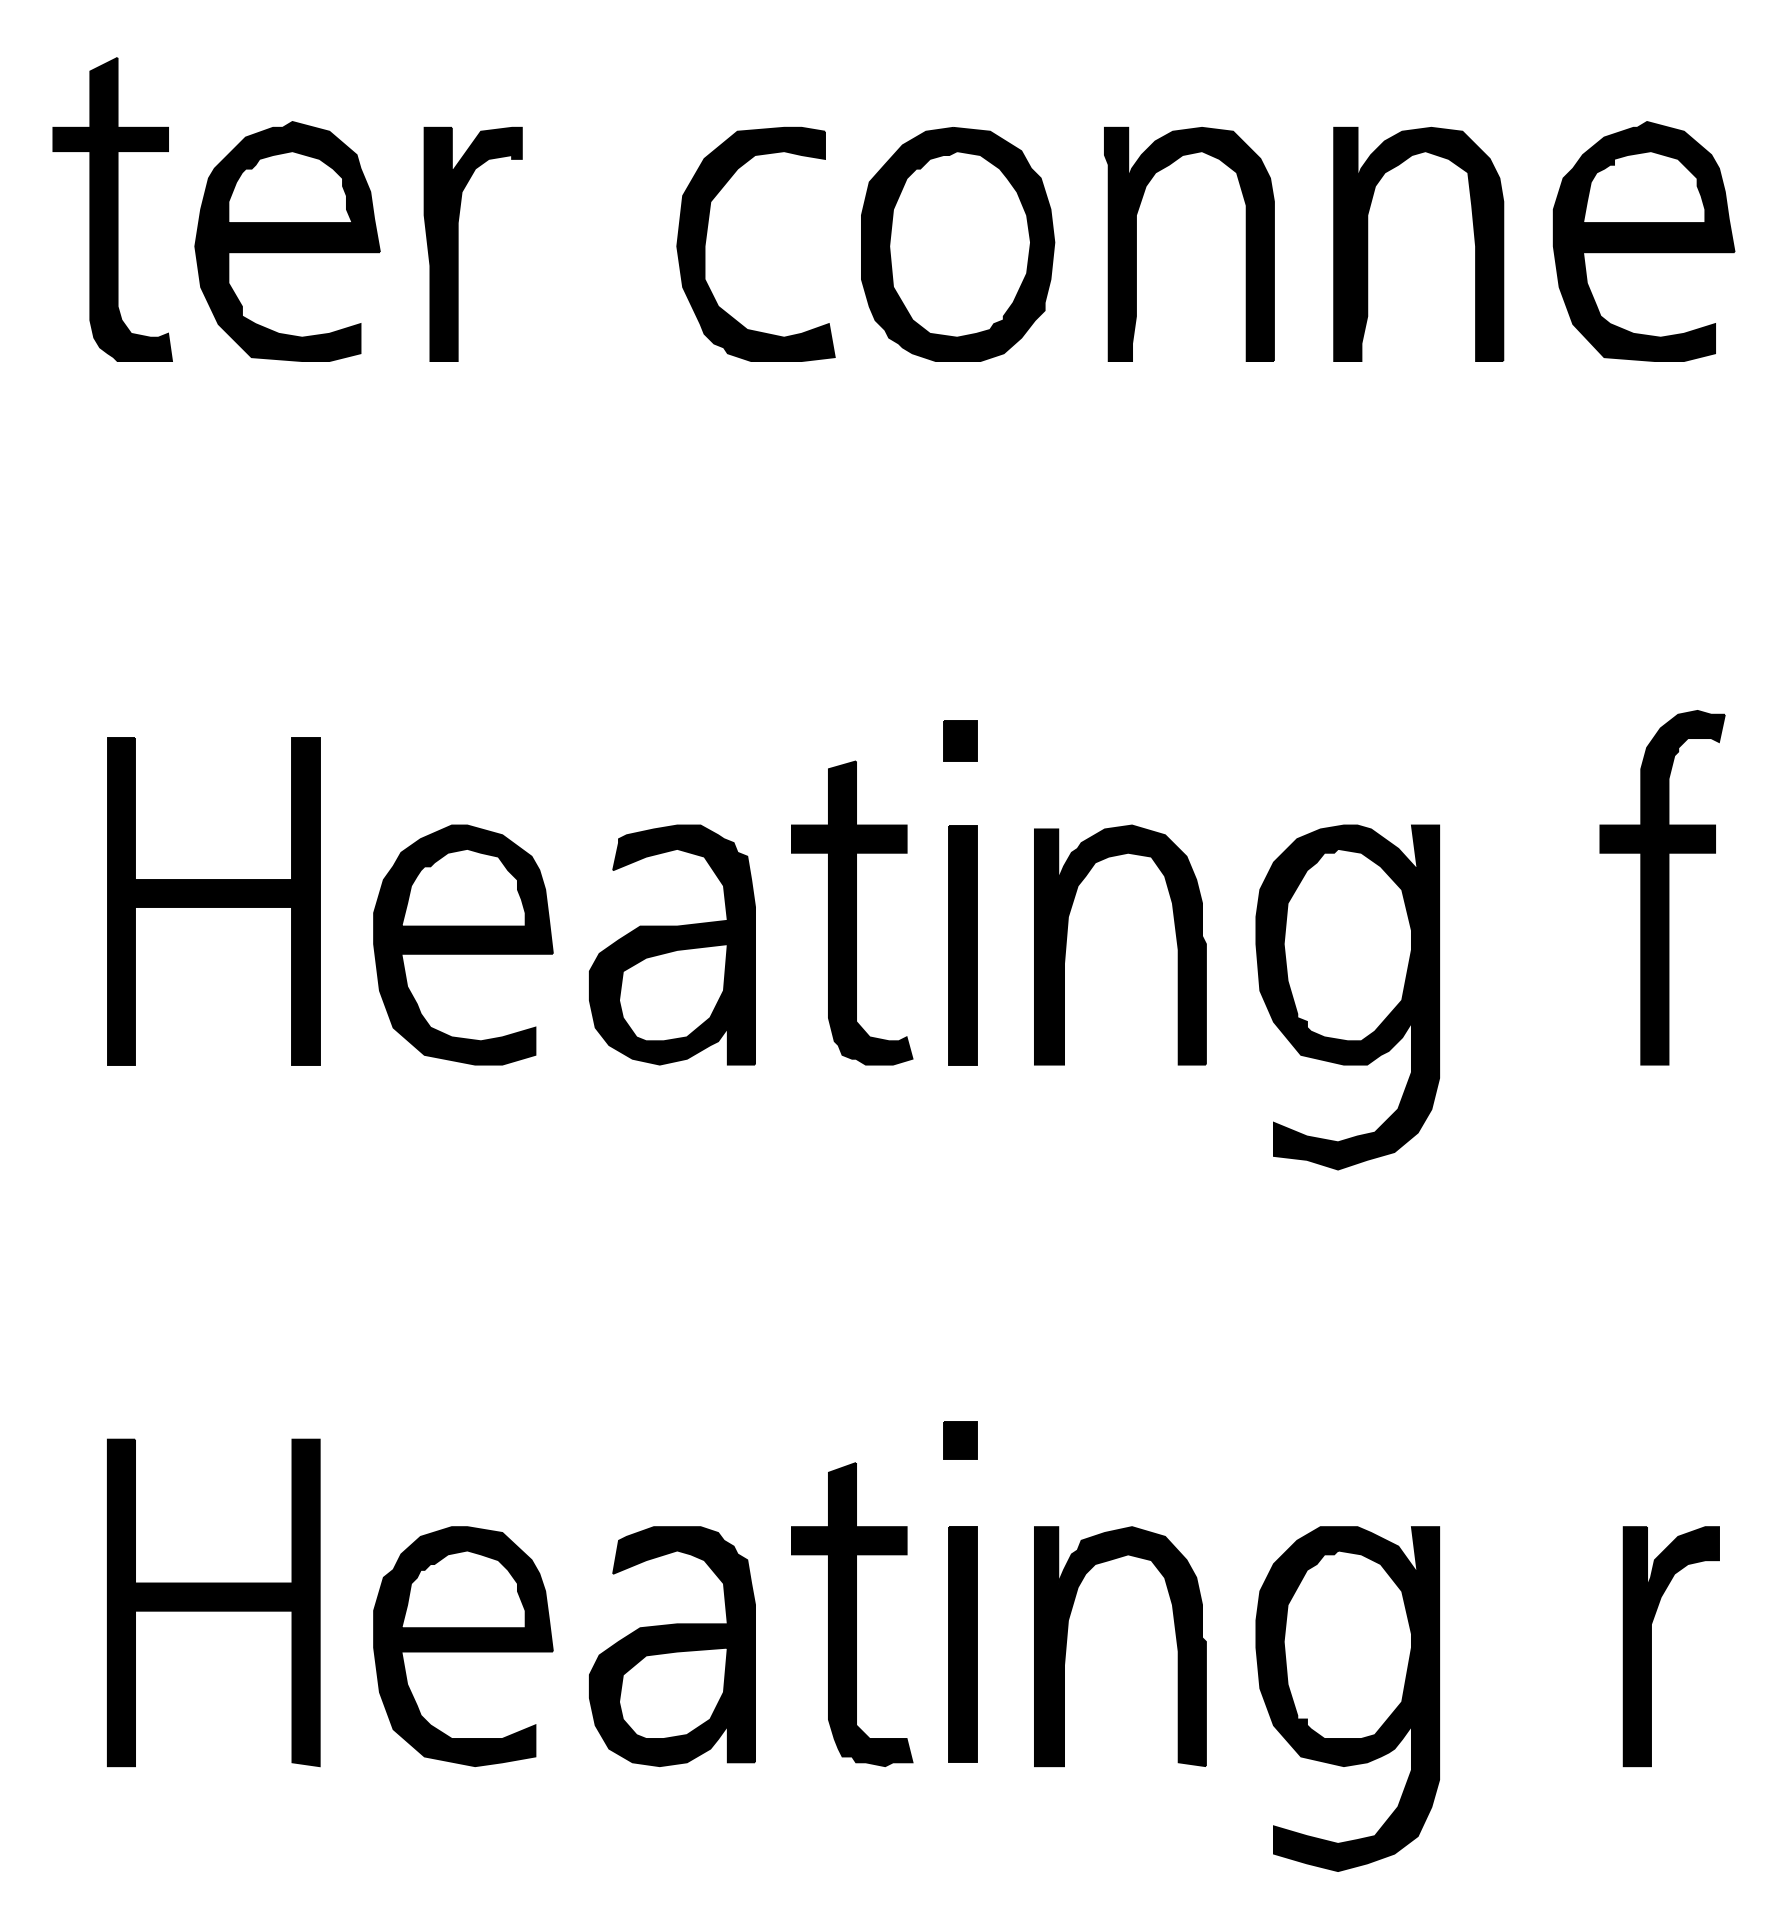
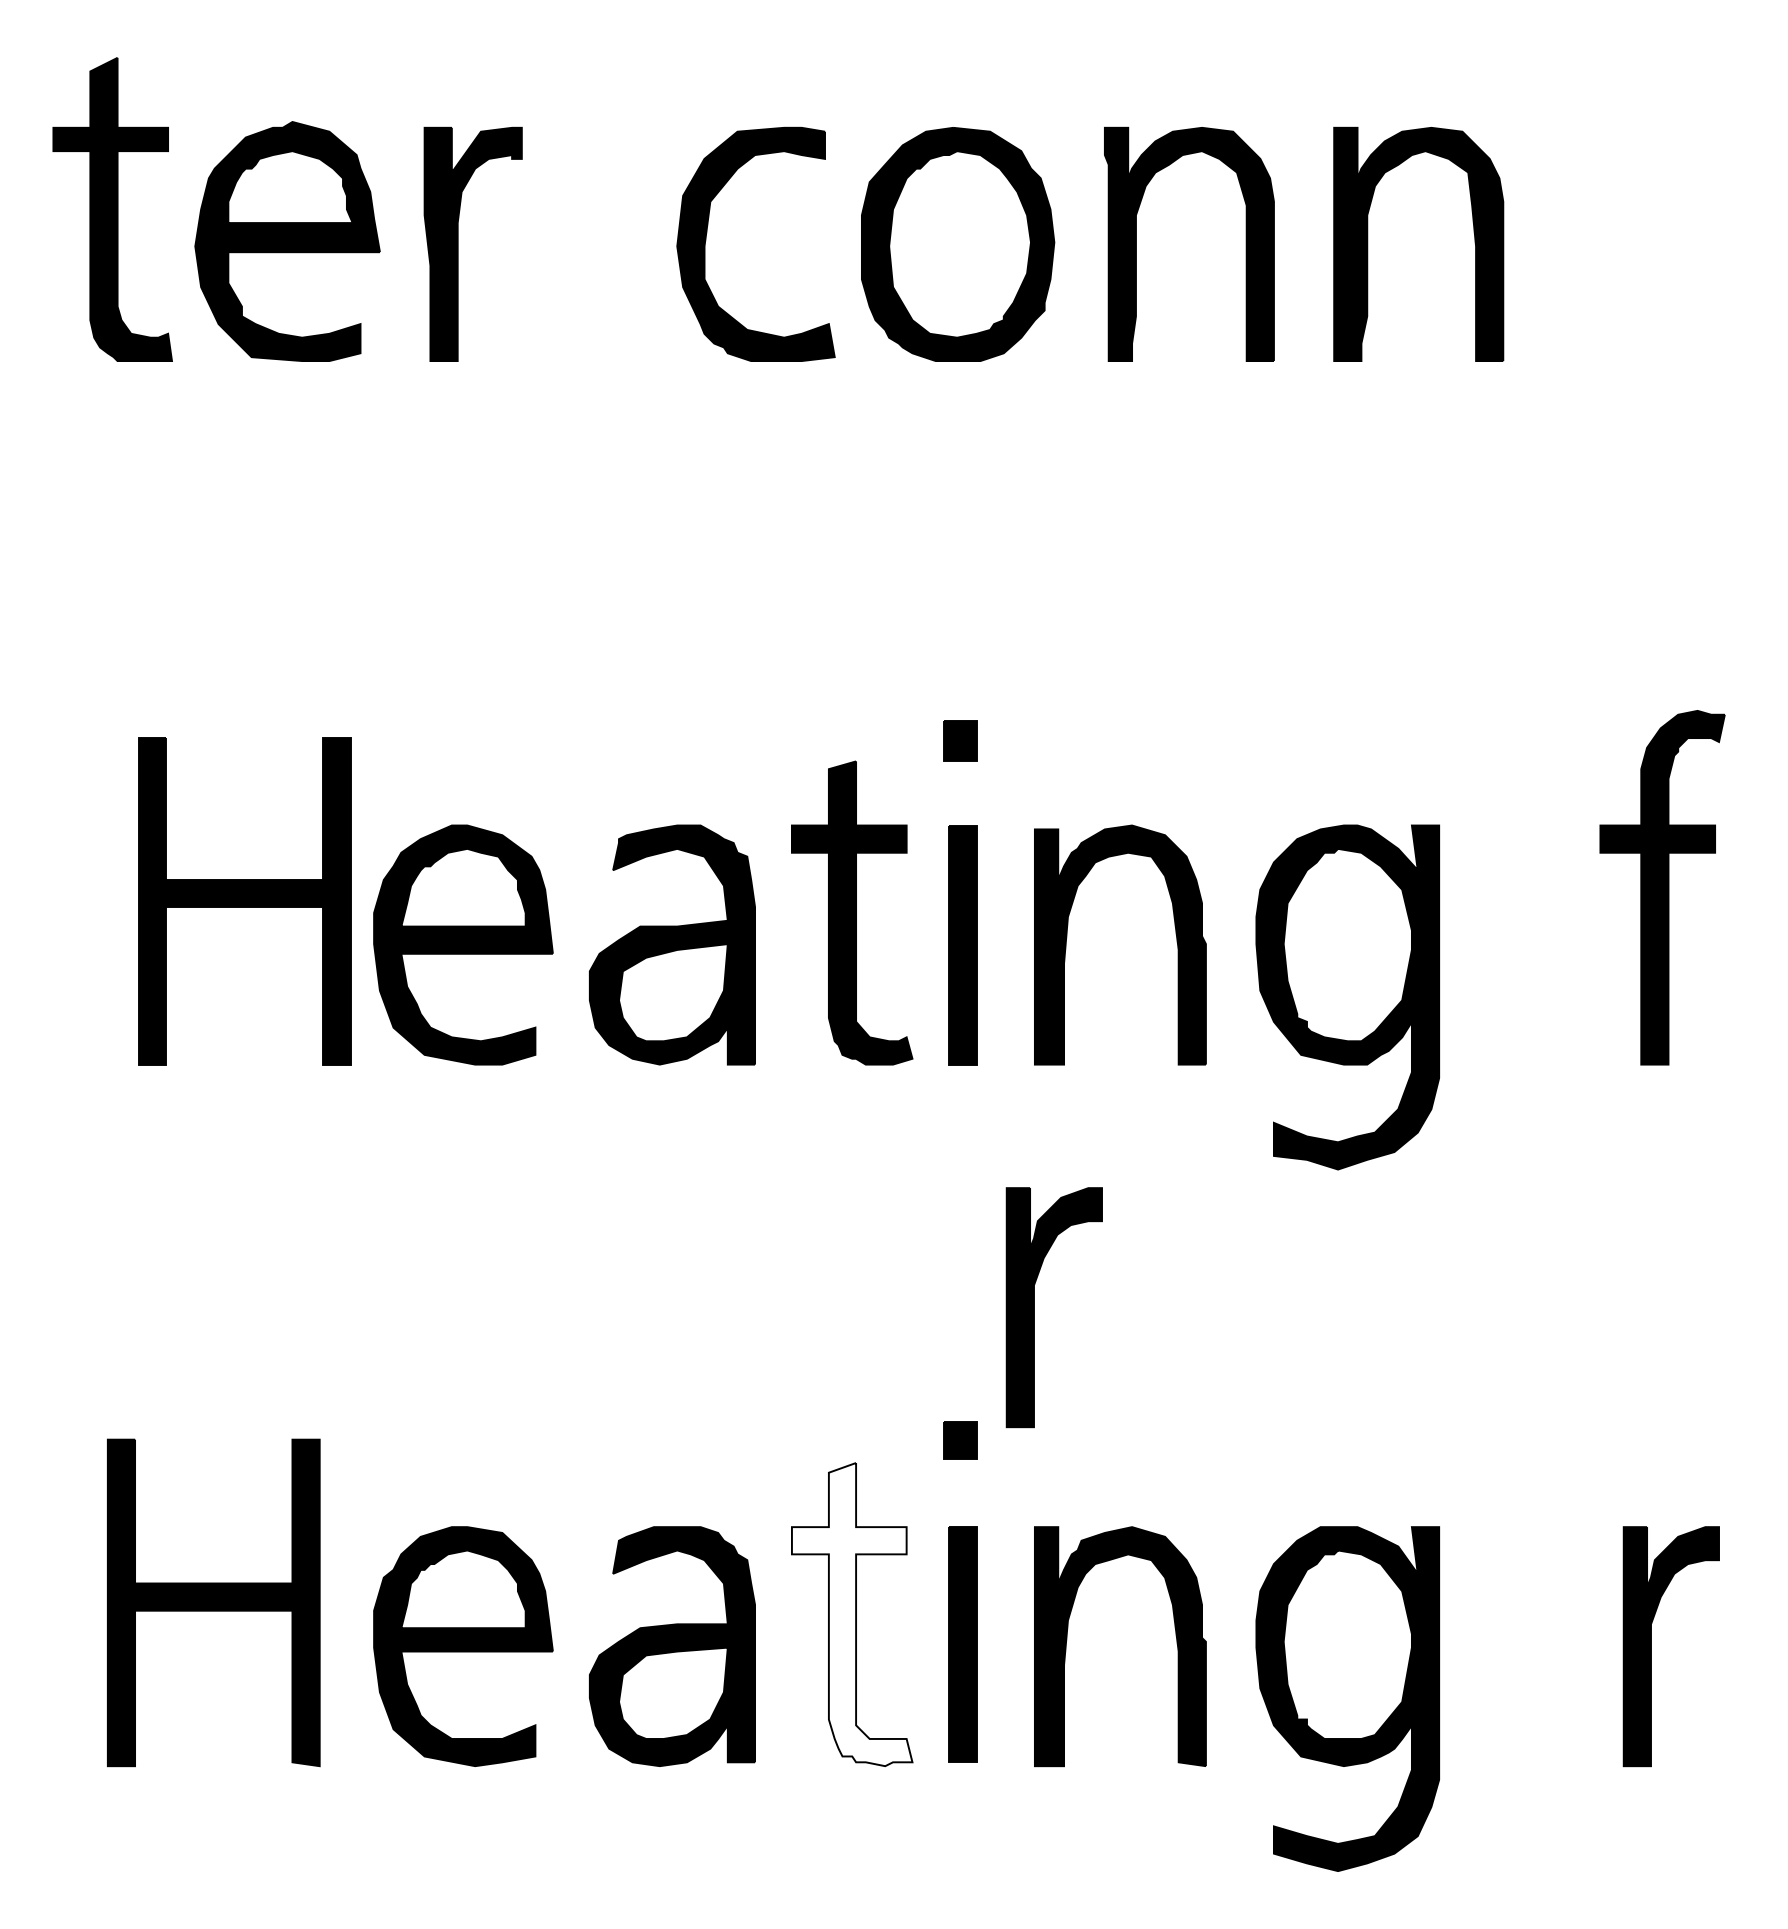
part: present -> none (1643, 241)
part position: (213, 901) -> (244, 901) (244, 901)
part: none -> present (1034, 1307)
fill: present -> none (851, 1614)
